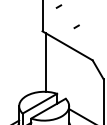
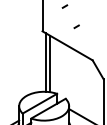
line position: (58, 6) -> (64, 6) (64, 6)
line: none -> present (50, 63)
